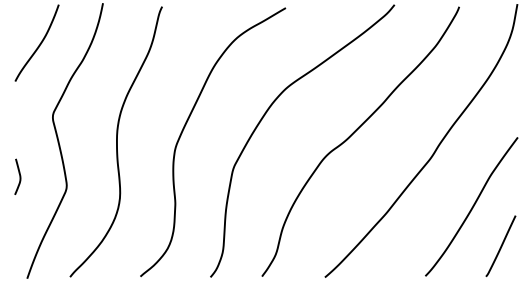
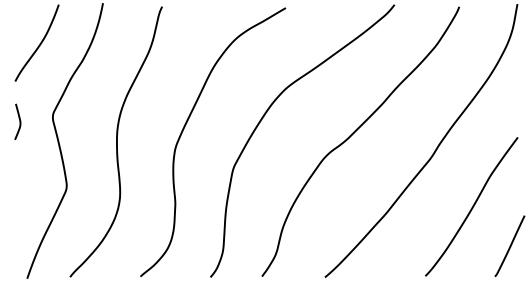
curve position: (19, 176) -> (19, 121) (19, 121)
line position: (500, 245) -> (509, 245) (509, 245)
